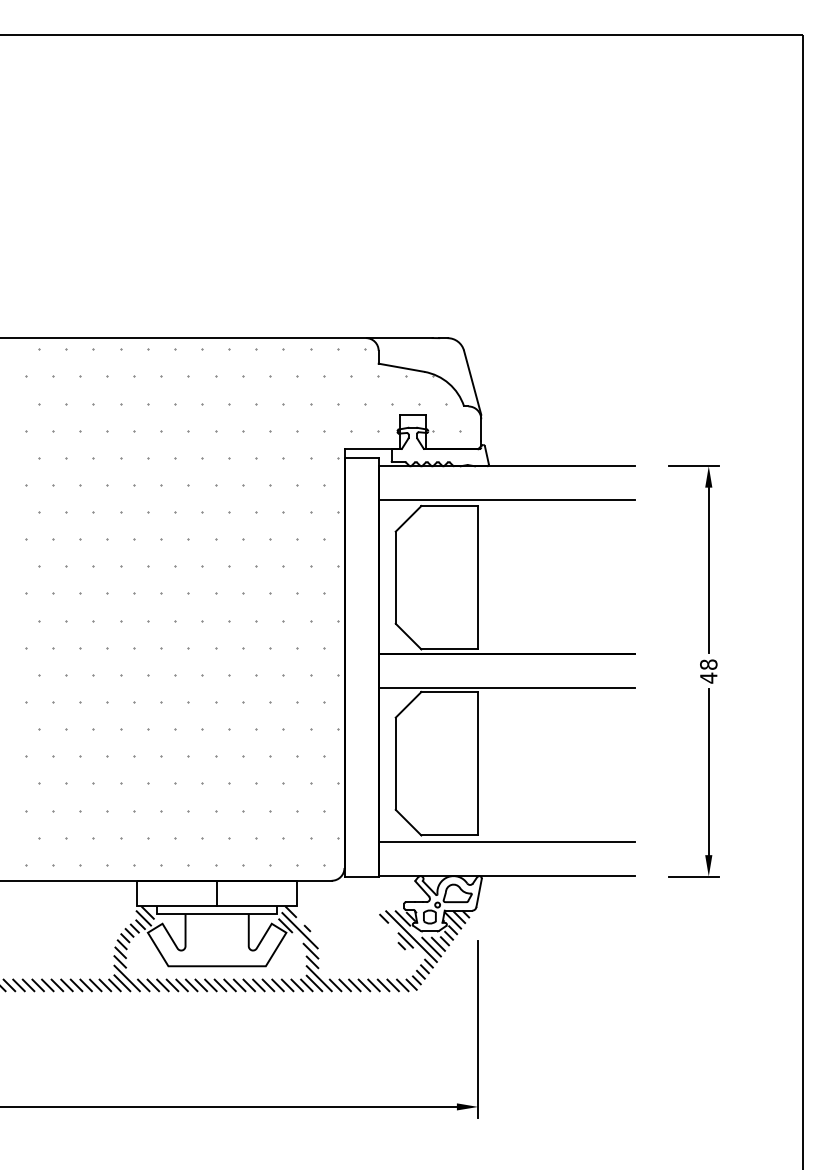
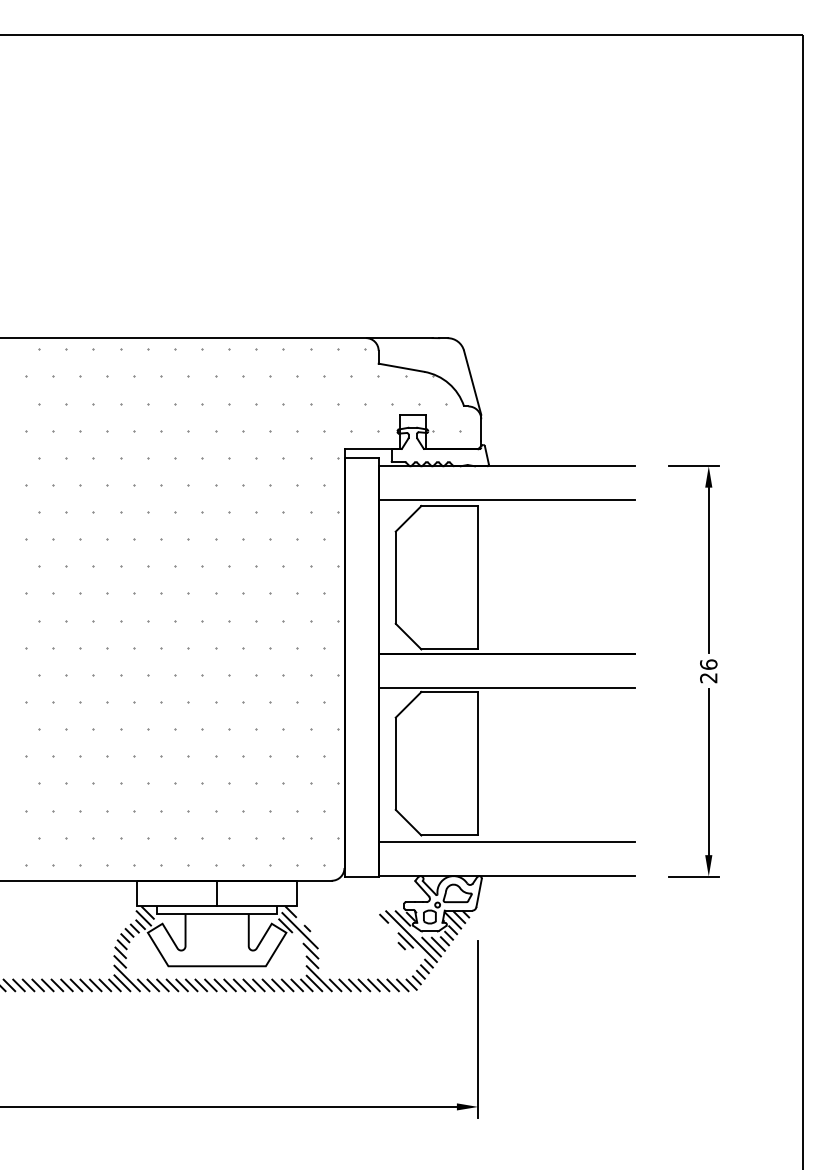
text: 48 -> 26 (708, 671)
